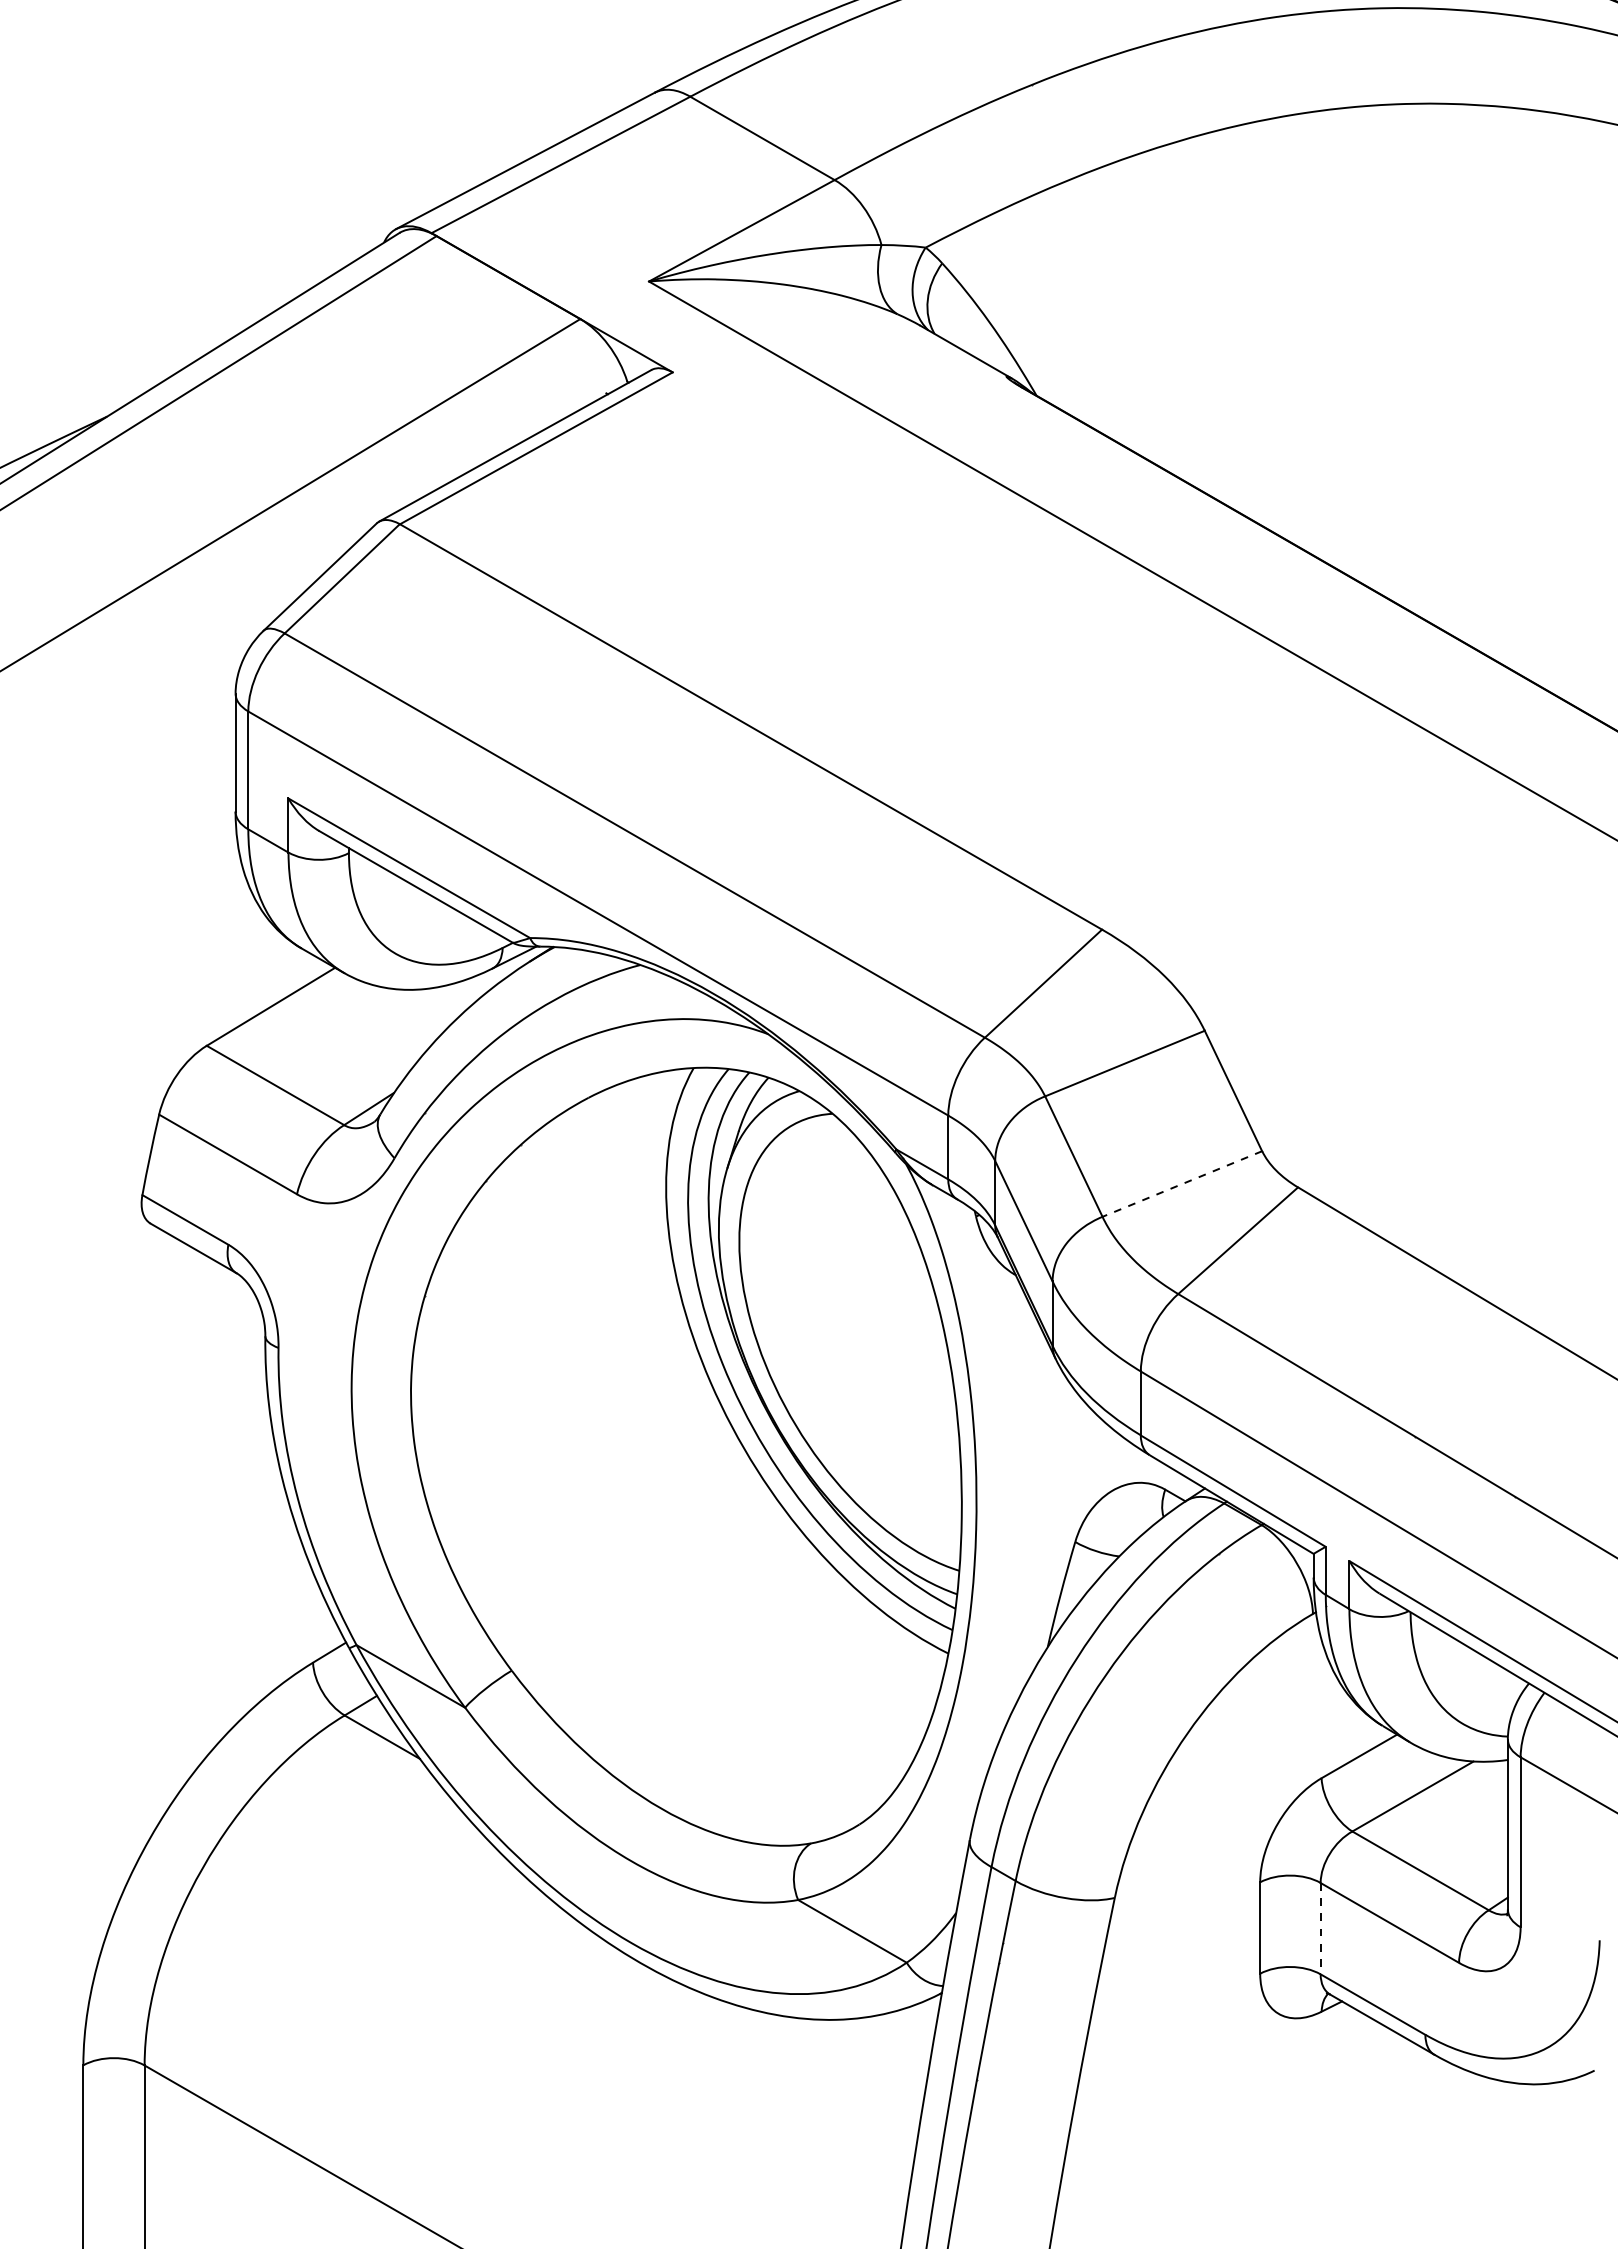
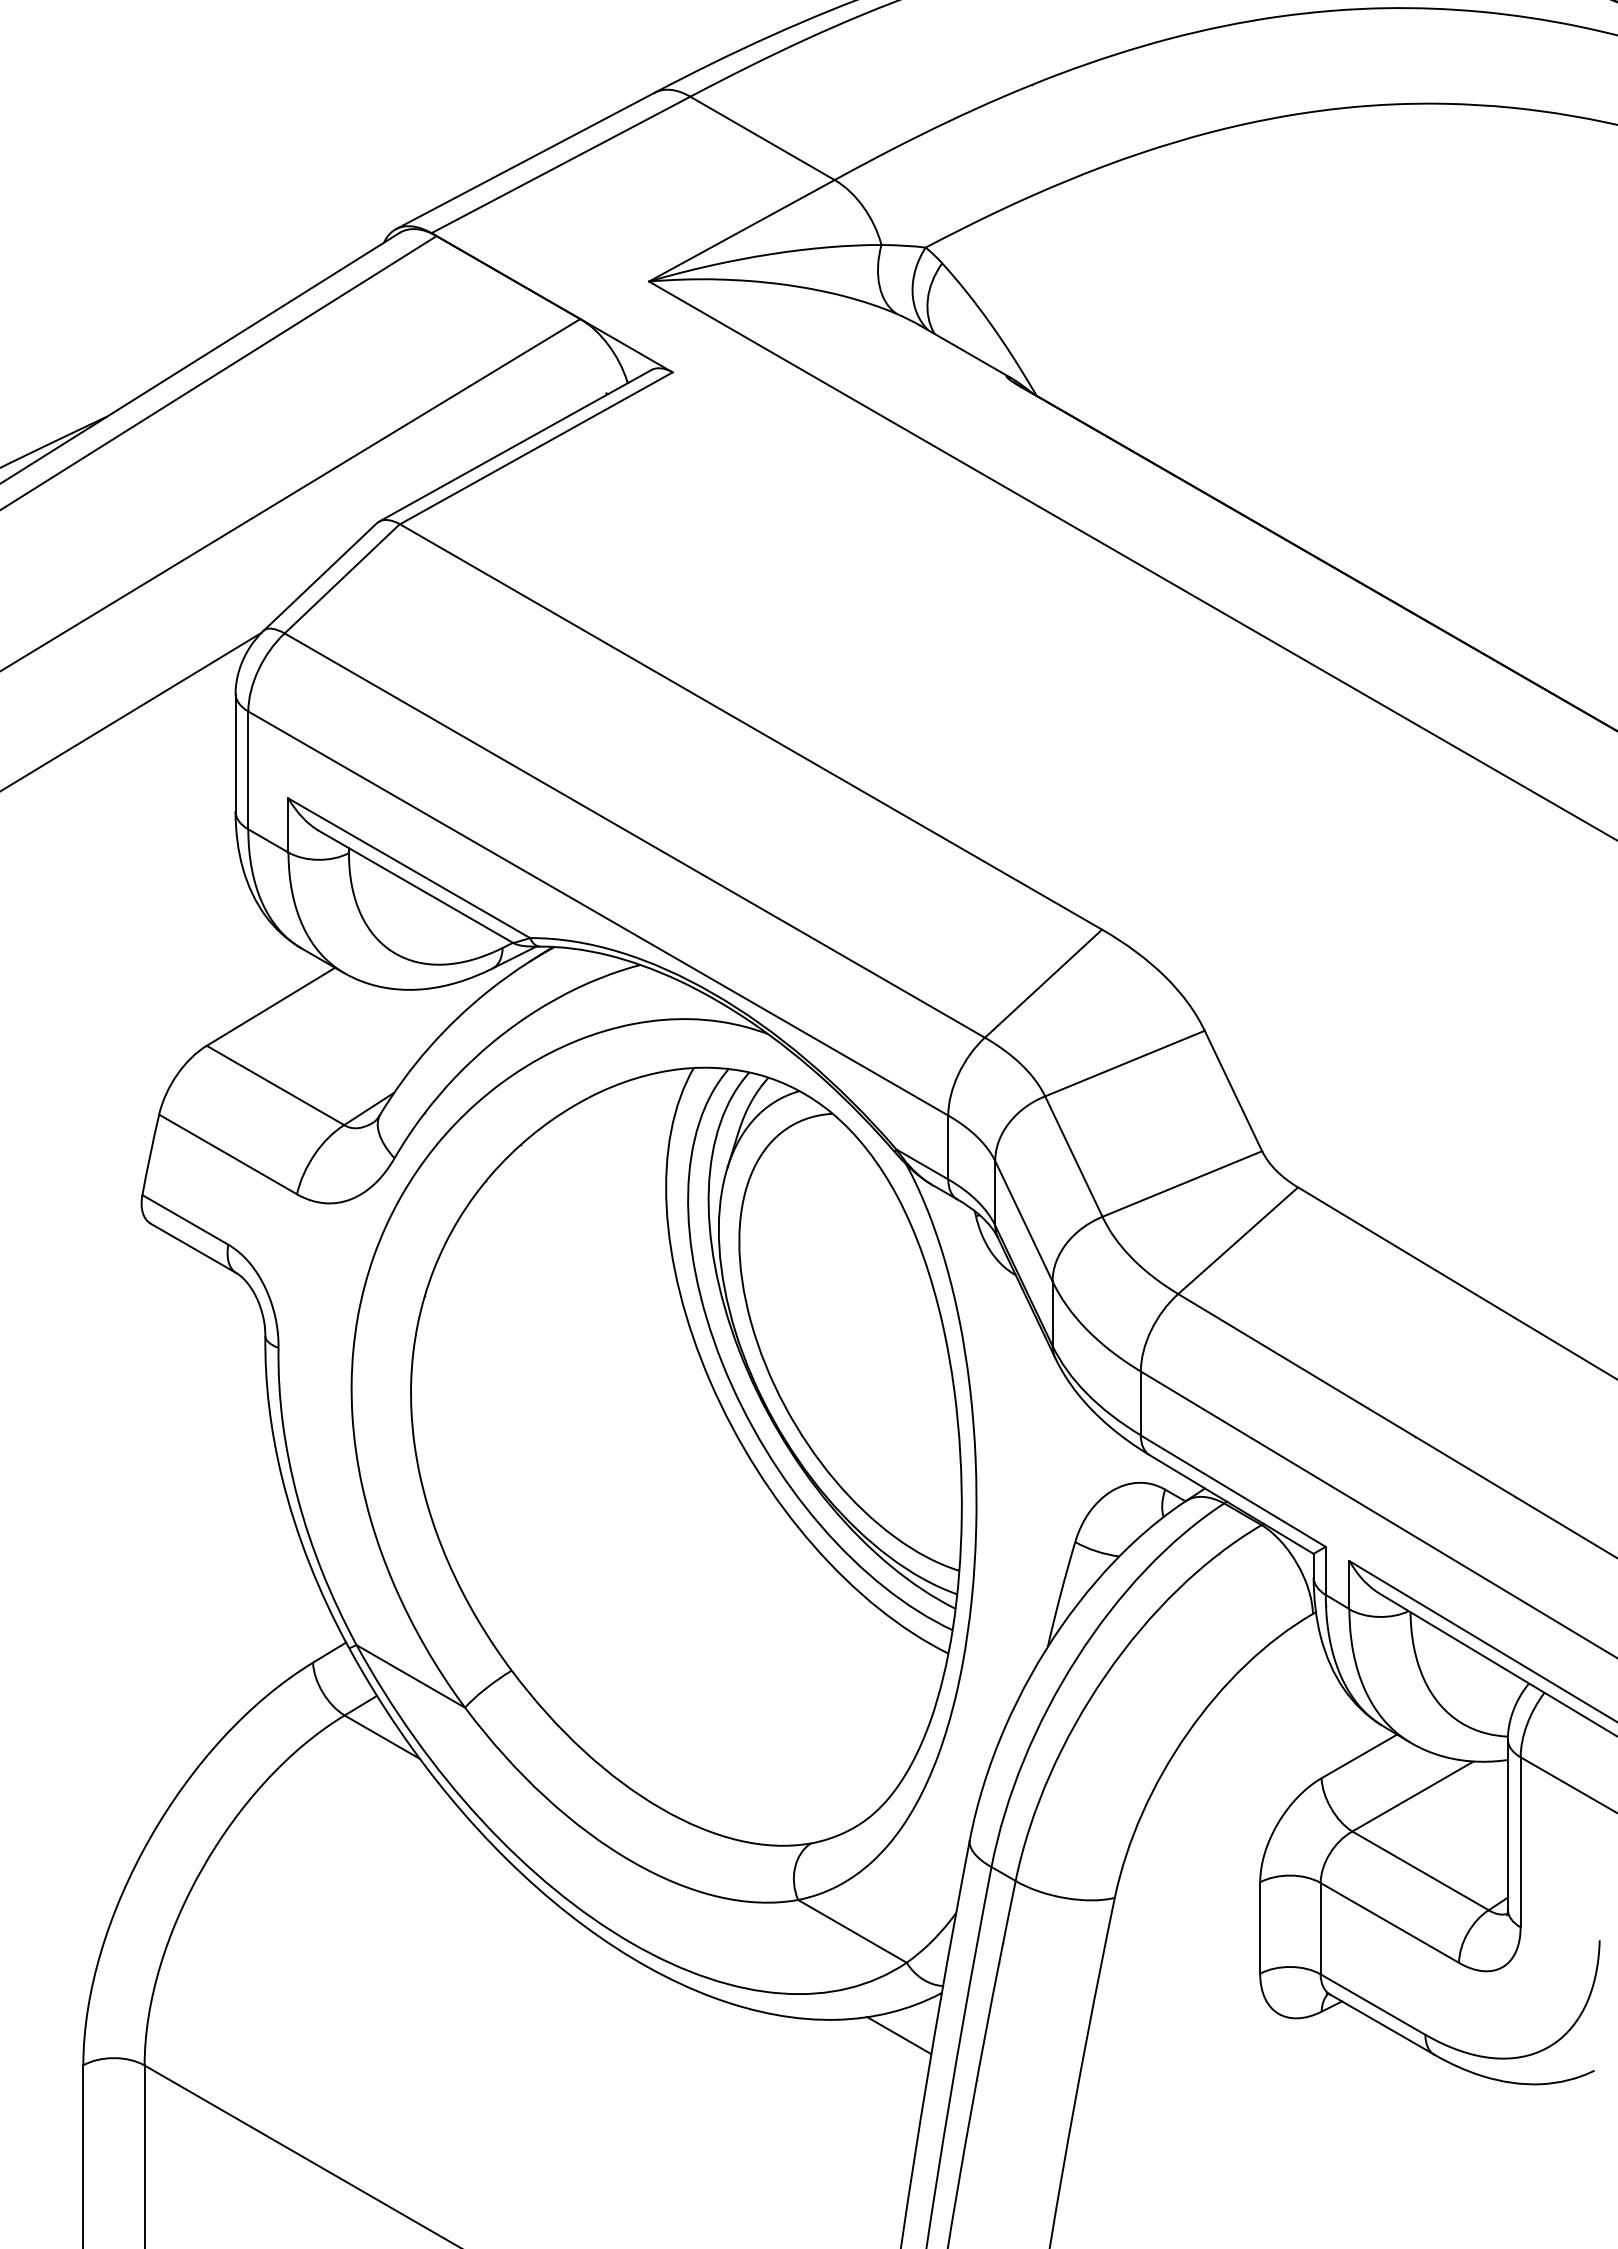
line: none -> present (131, 711)
line: dashed -> solid (1181, 1184)
line: dashed -> solid (1320, 1928)
line: none -> present (899, 2035)
